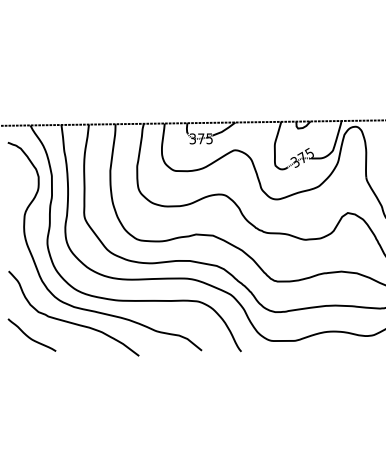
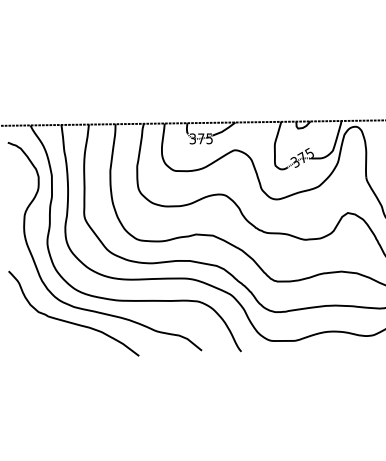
curve: present -> none (29, 336)
